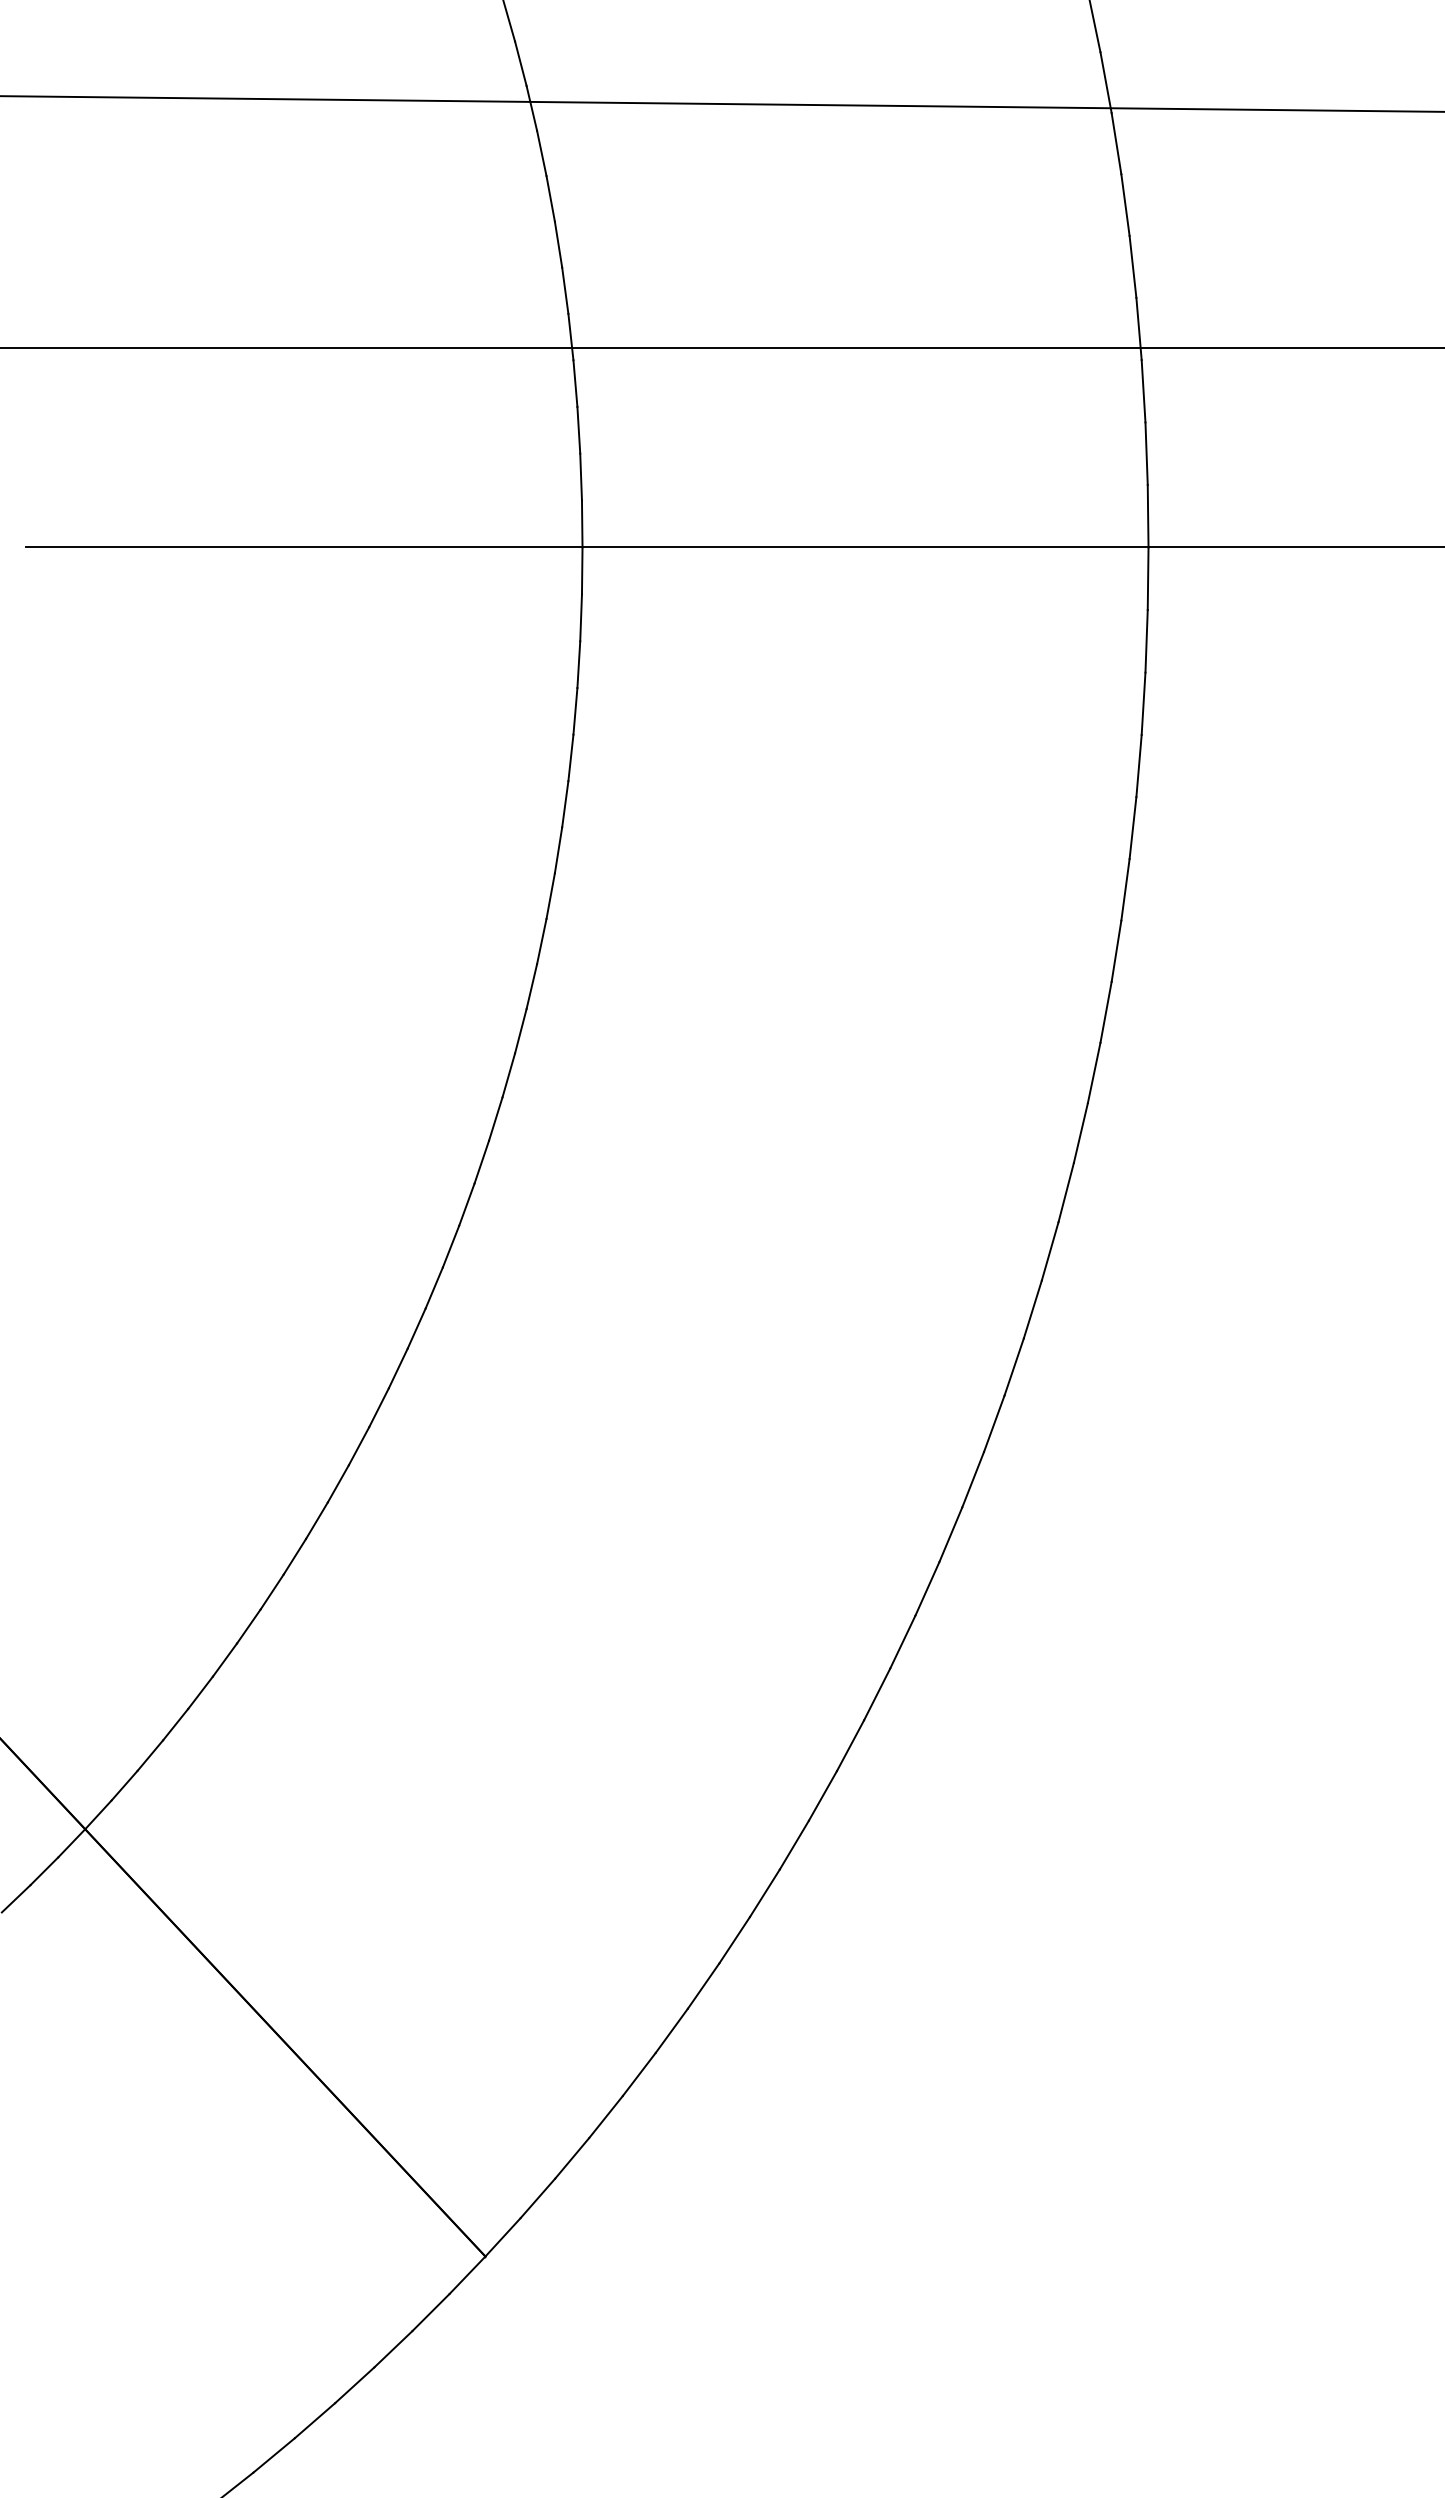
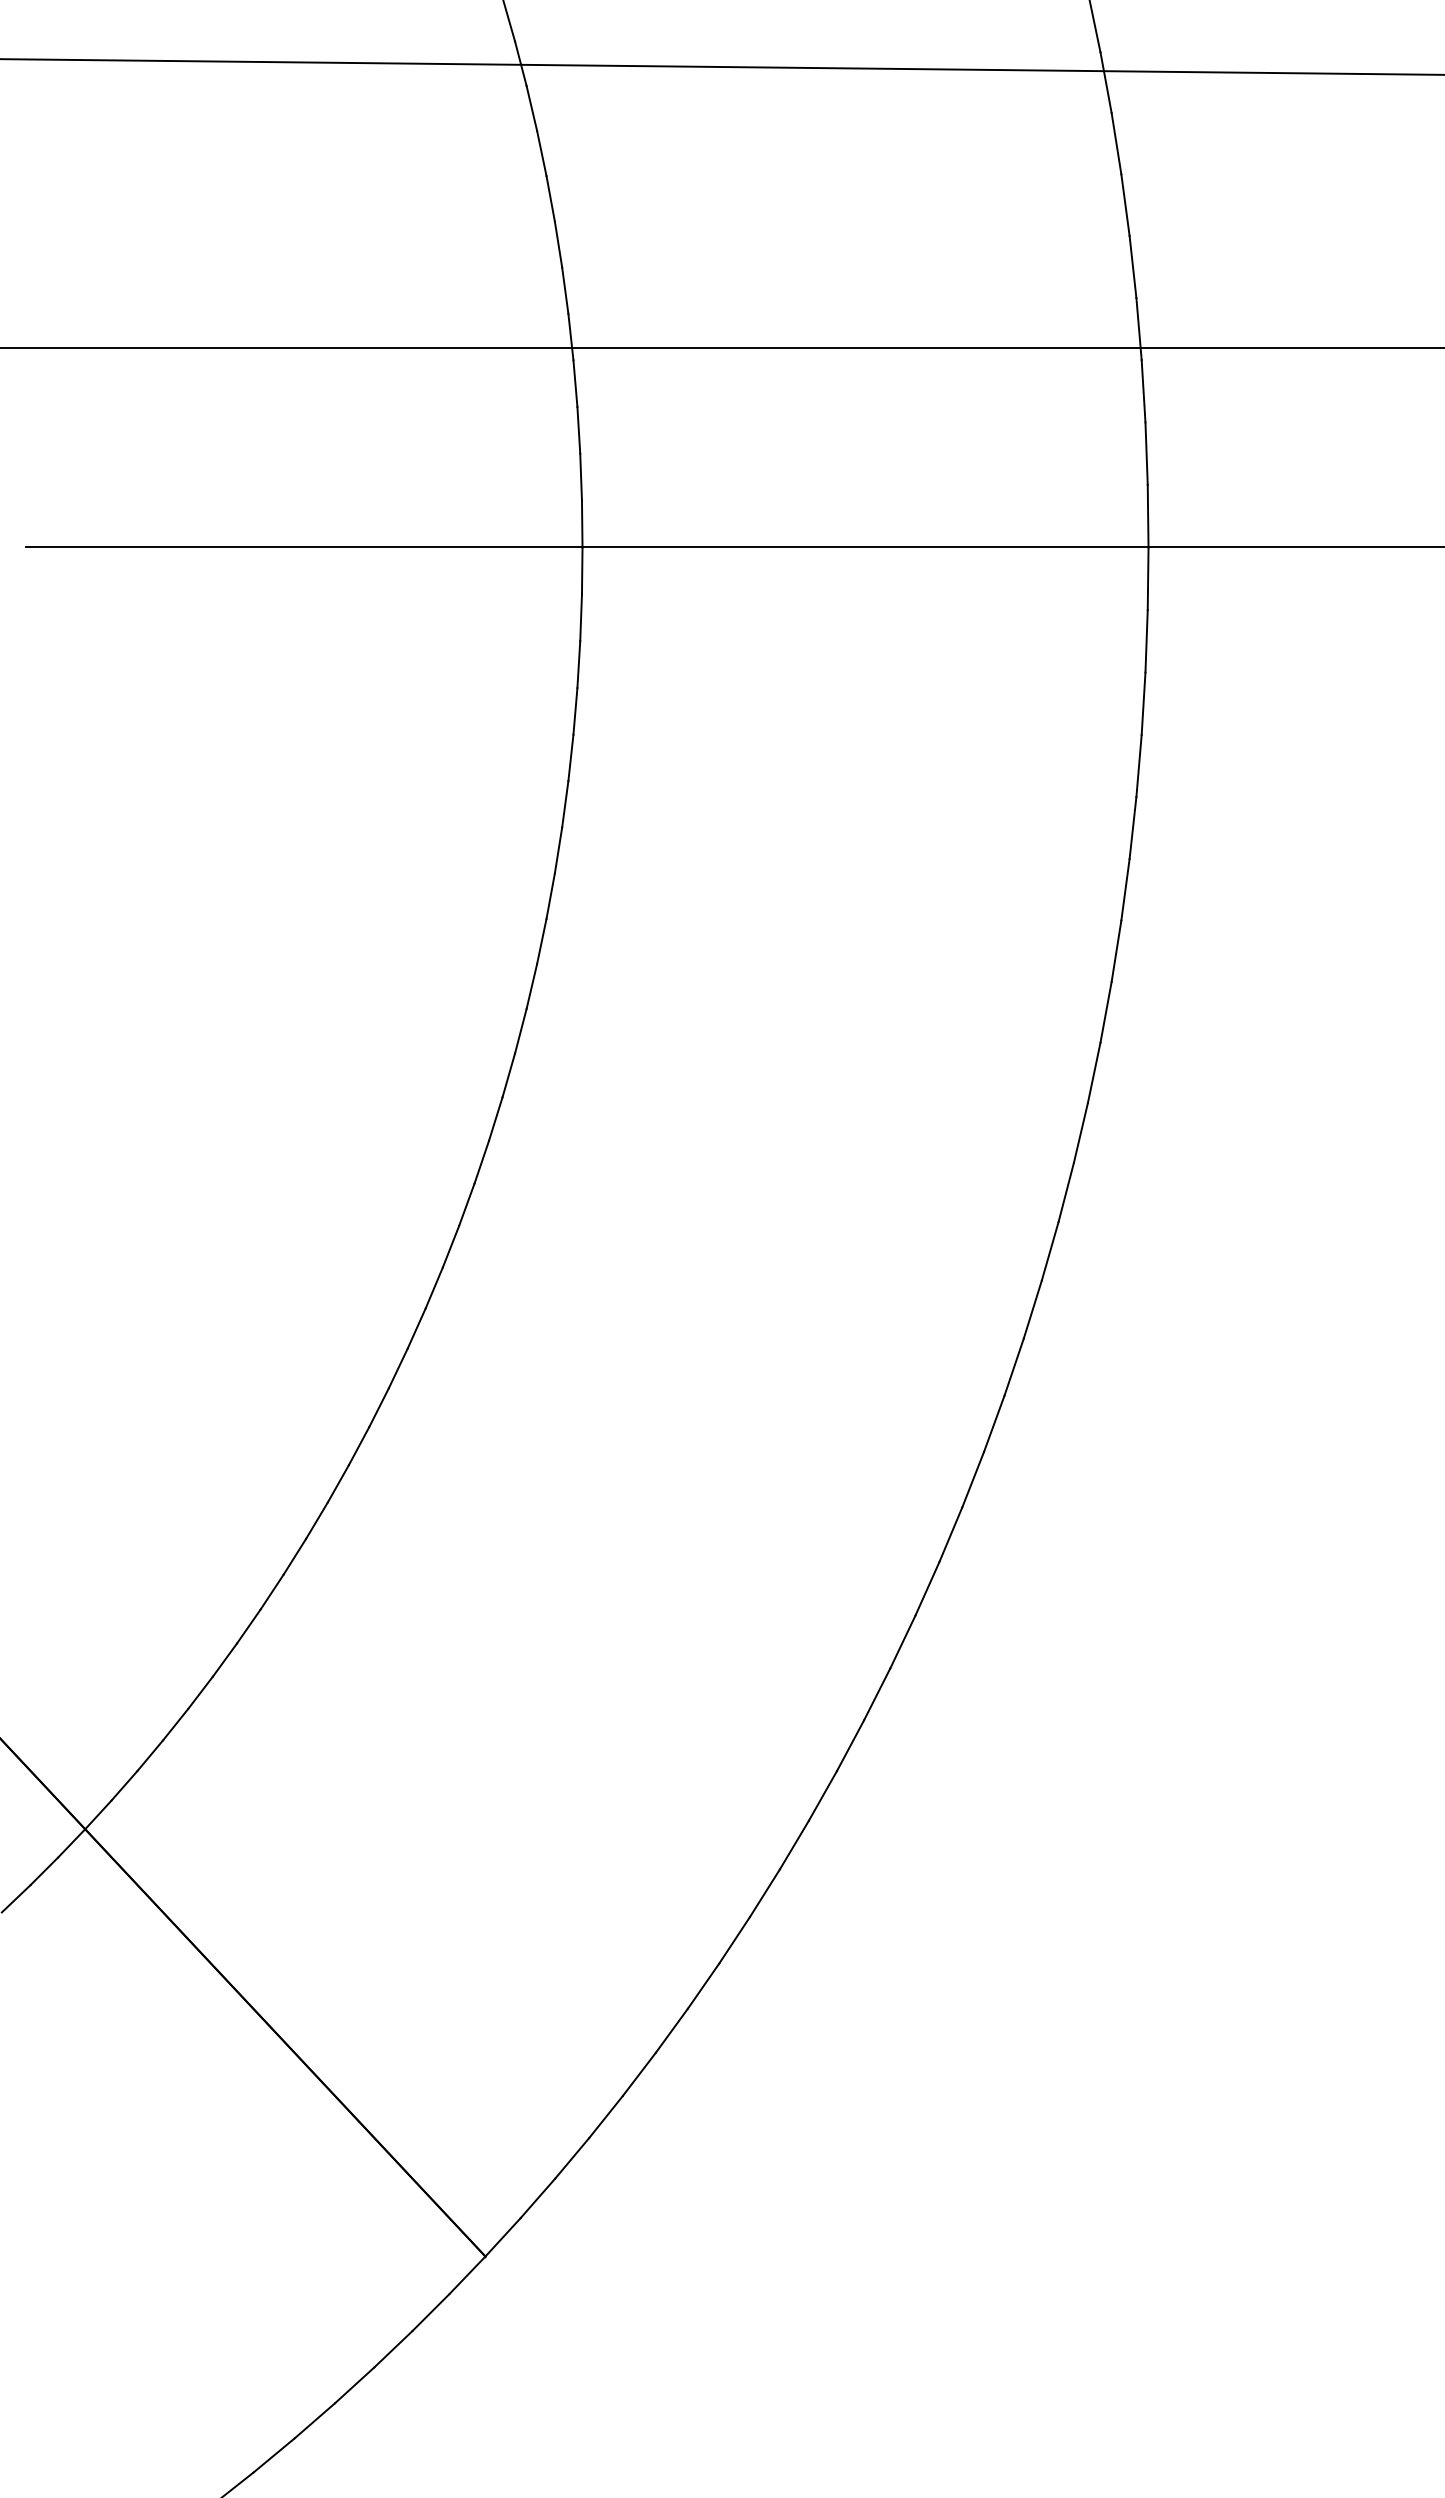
line position: (721, 103) -> (721, 66) (721, 66)
